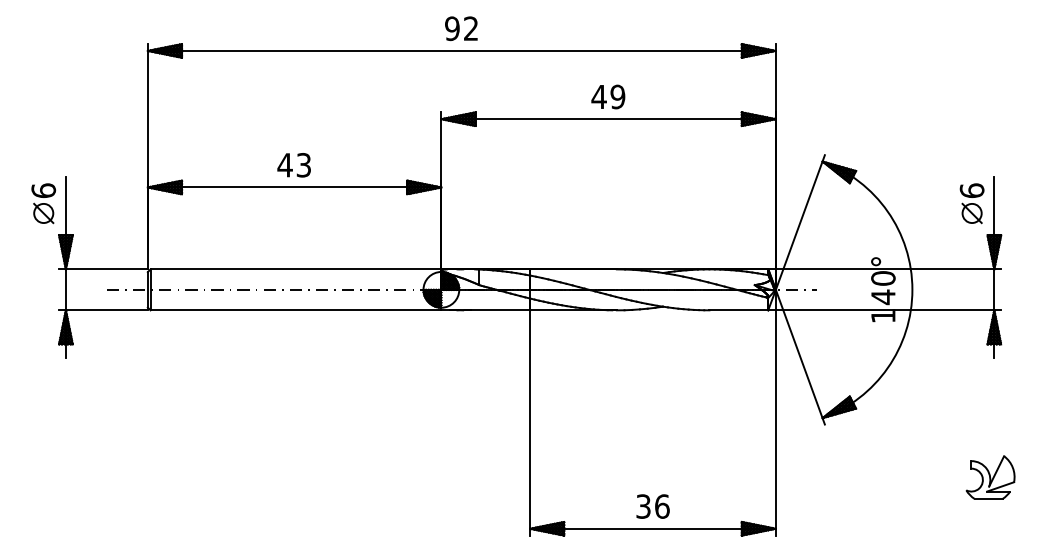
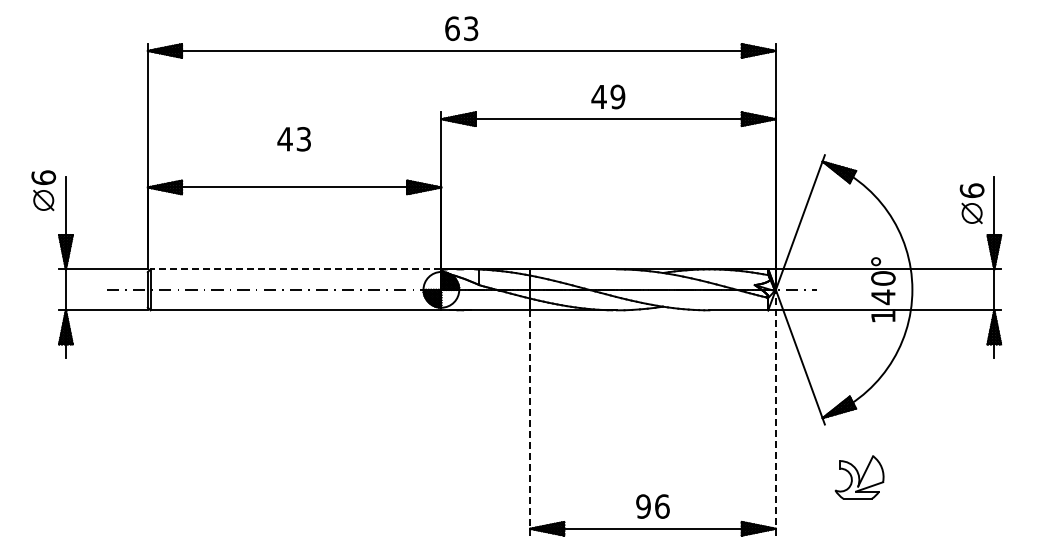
text: 92 -> 63 (461, 28)
text position: (293, 165) -> (293, 139) (293, 139)
part position: (43, 203) -> (43, 190) (43, 190)
line: solid -> dashed (295, 269)
line: solid -> dashed (775, 412)
line: solid -> dashed (530, 422)
part position: (990, 477) -> (859, 477) (859, 477)
text: 36 -> 96 (643, 506)
